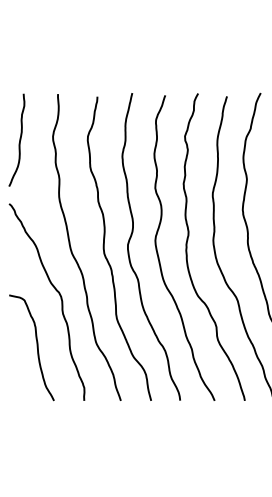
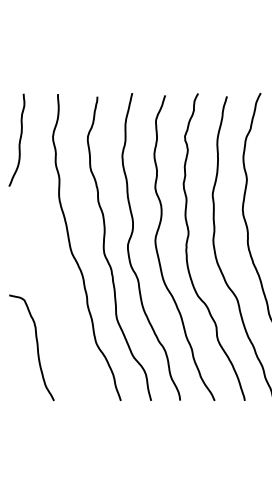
curve: present -> none (56, 291)
